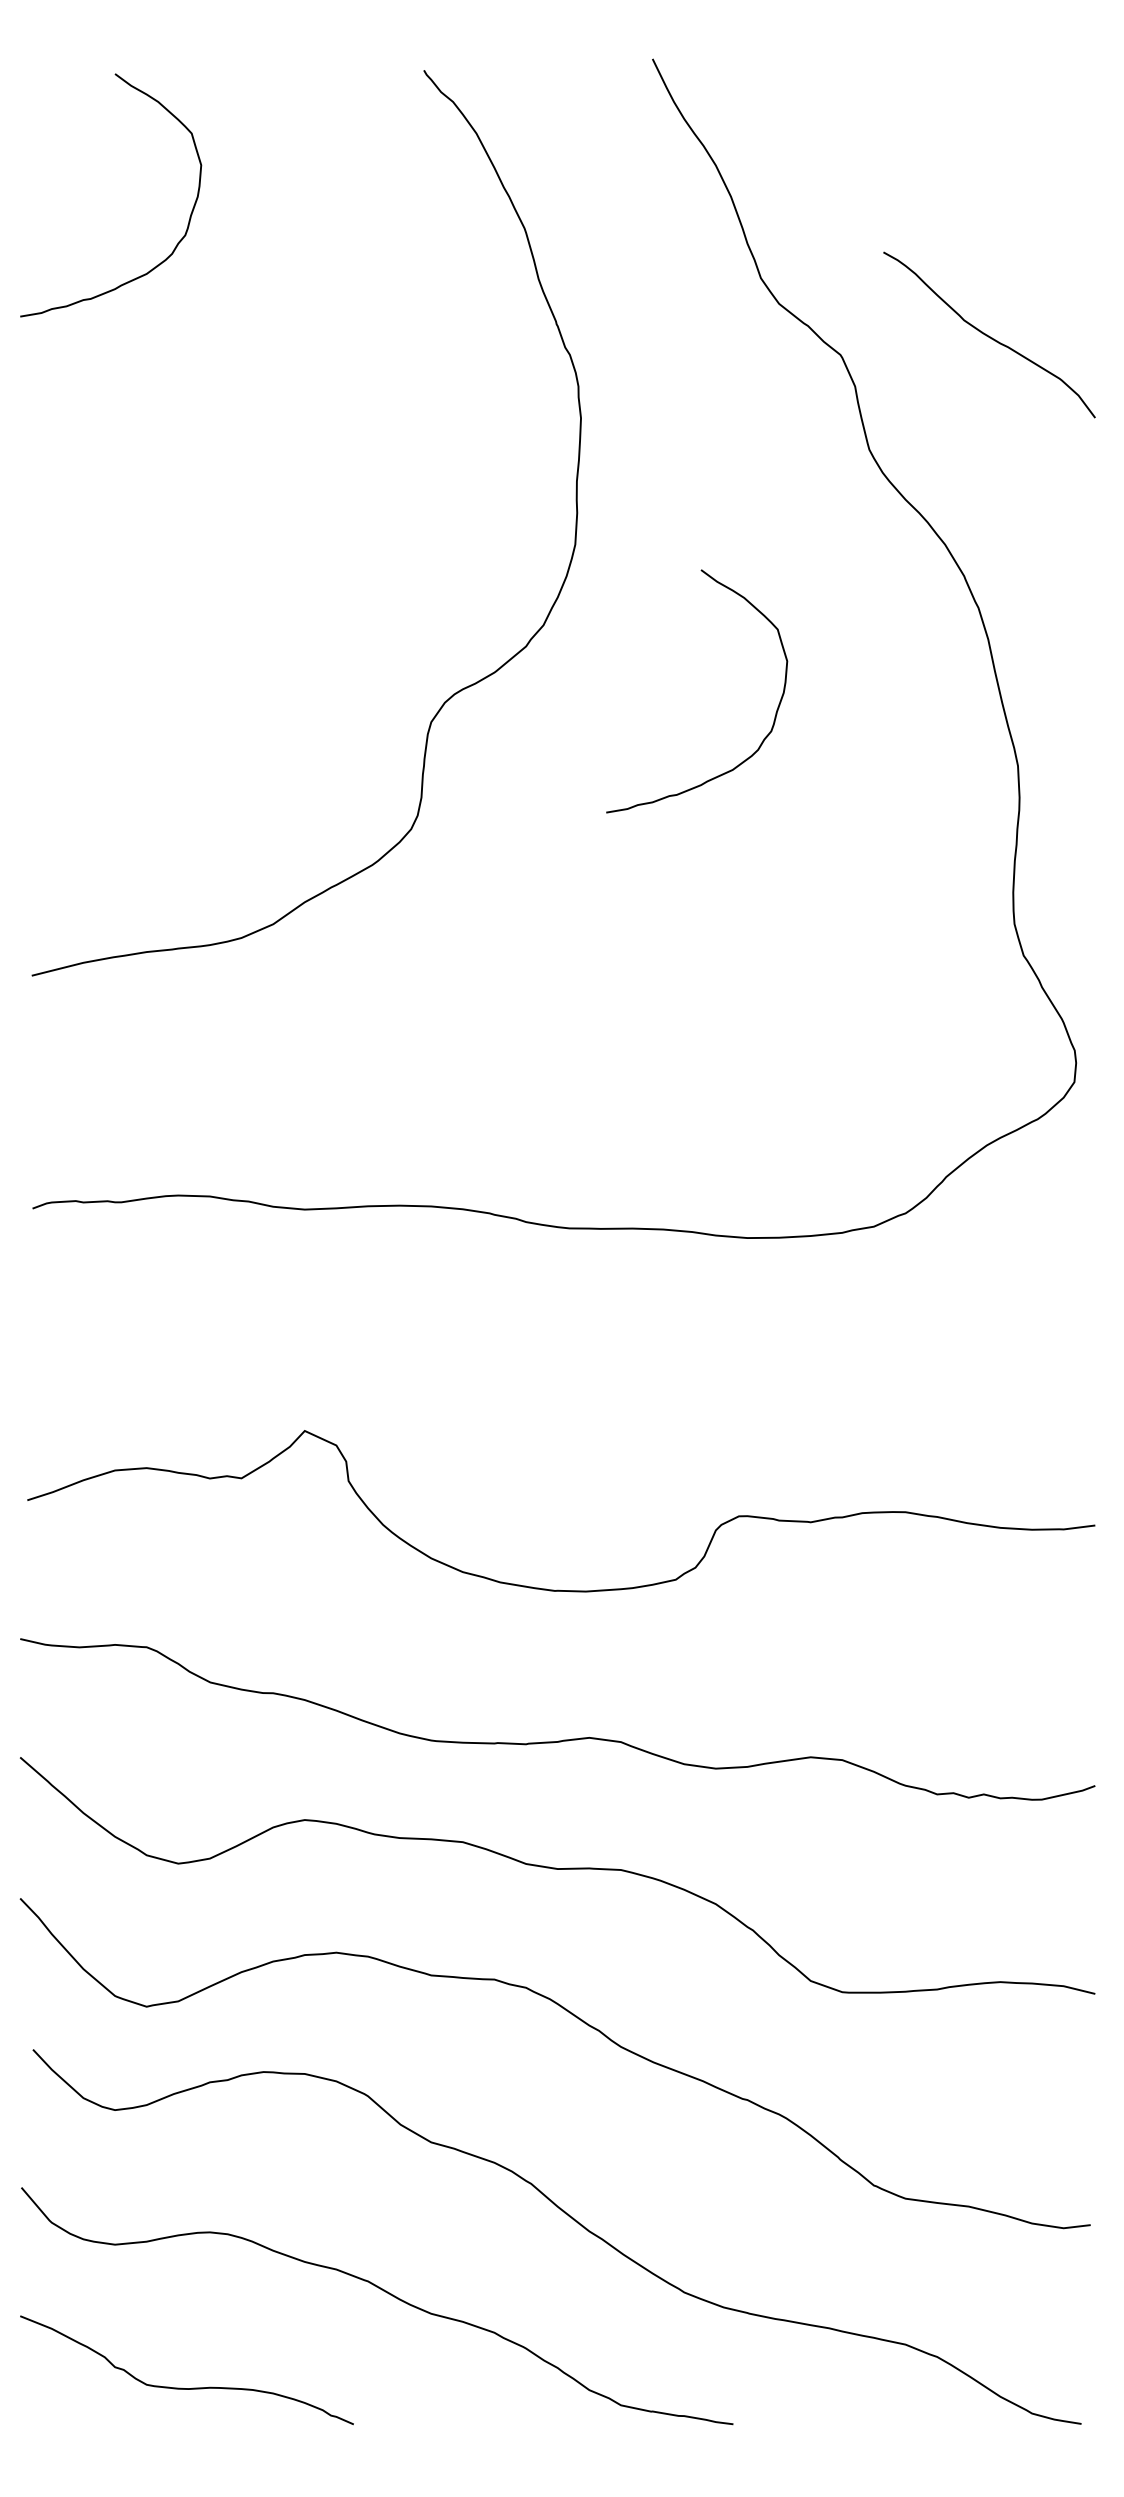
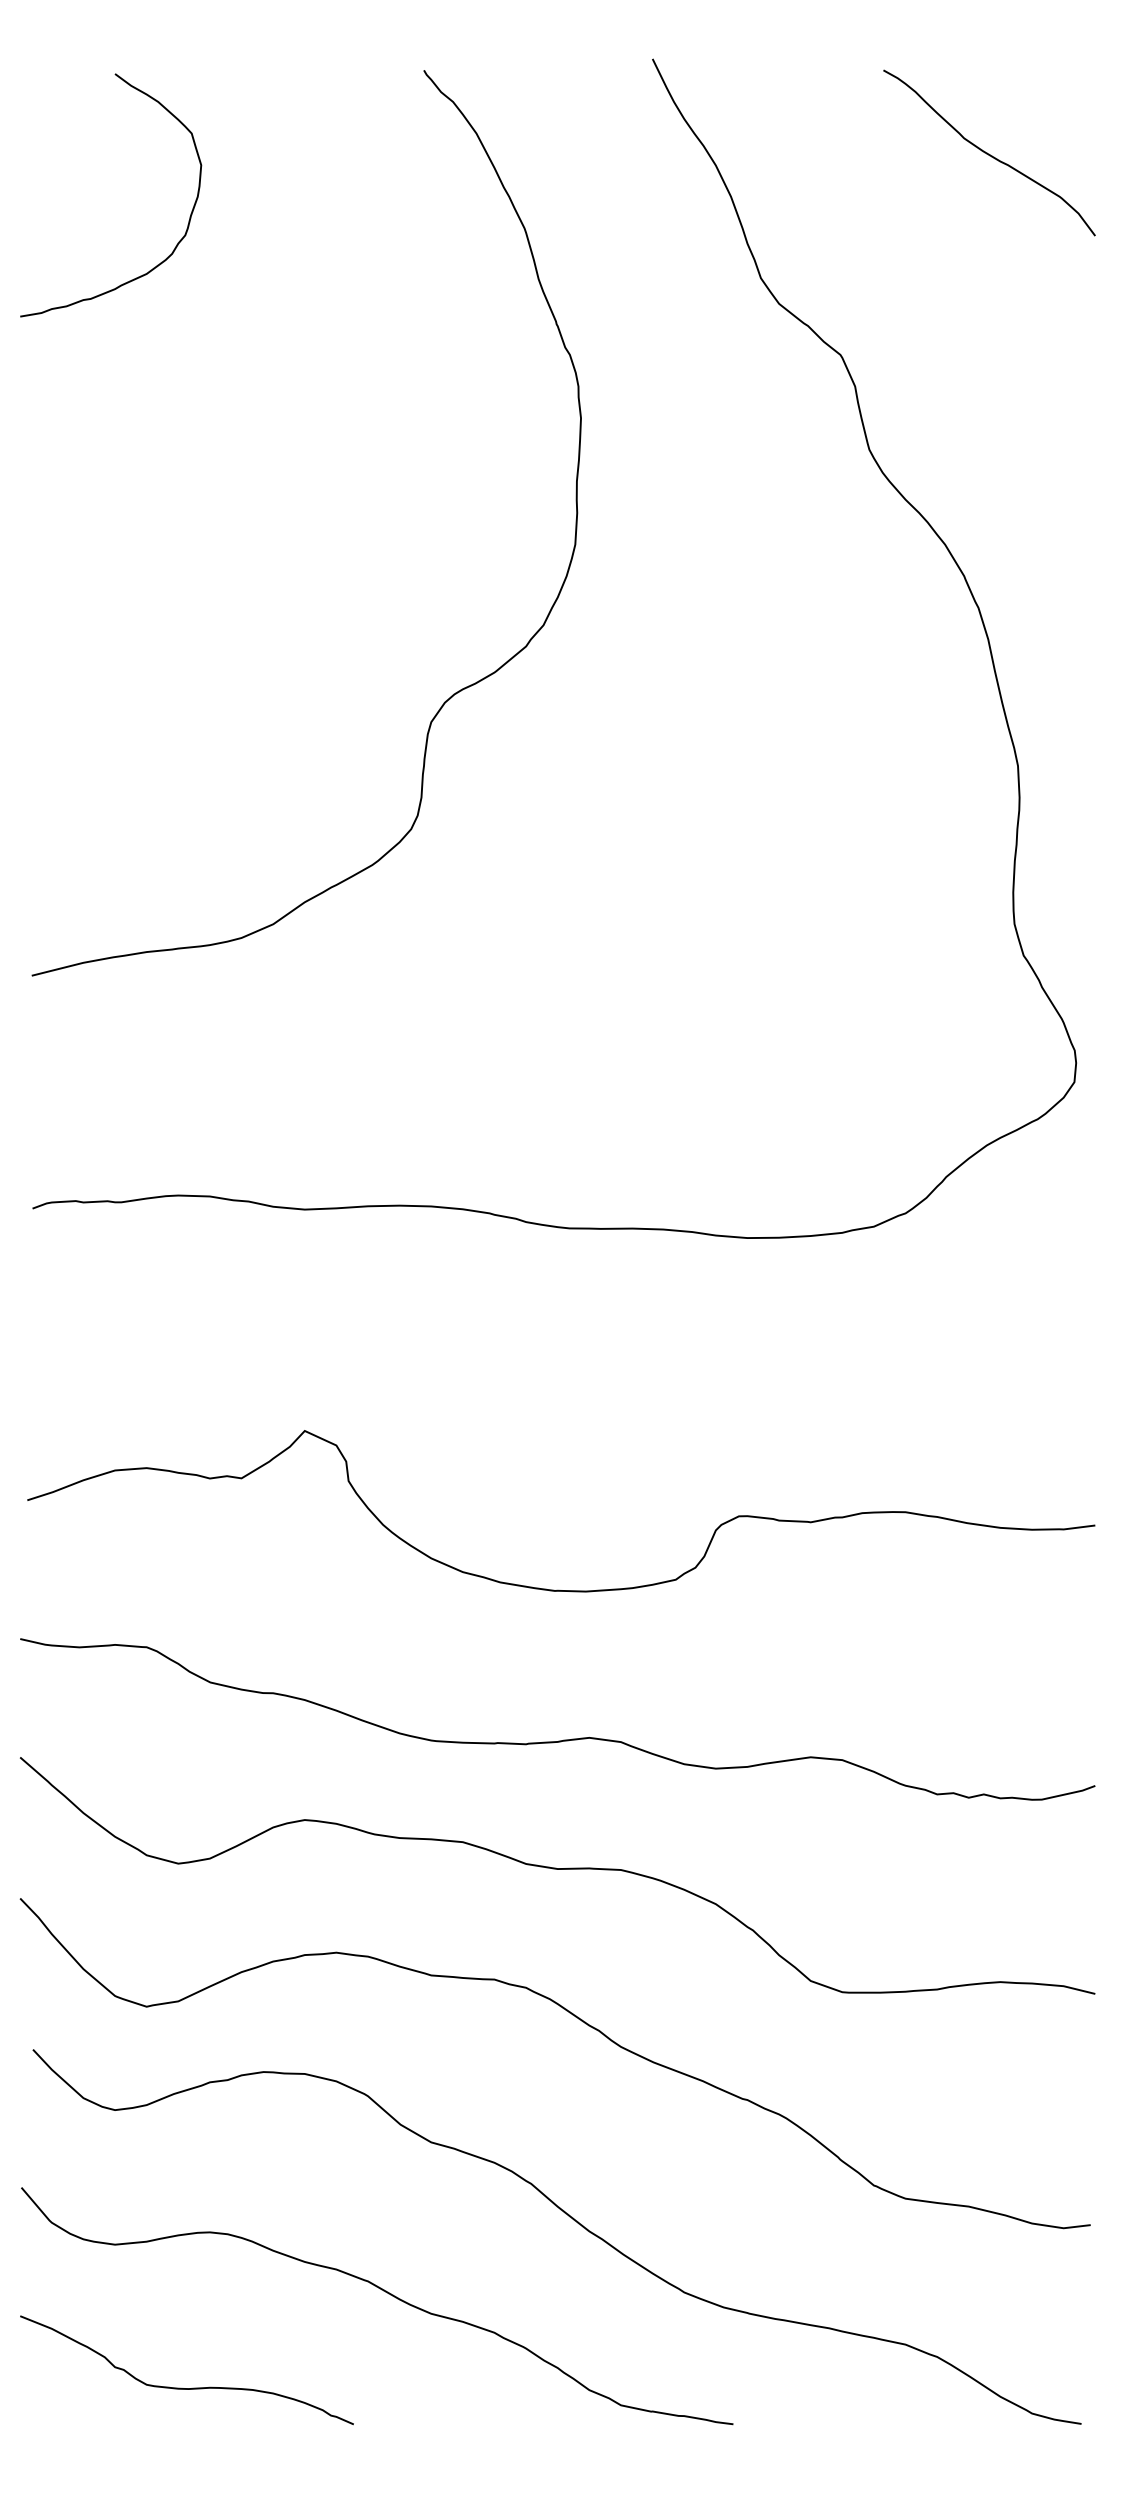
curve position: (989, 335) -> (989, 153) (989, 153)
curve: present -> none (775, 712)
